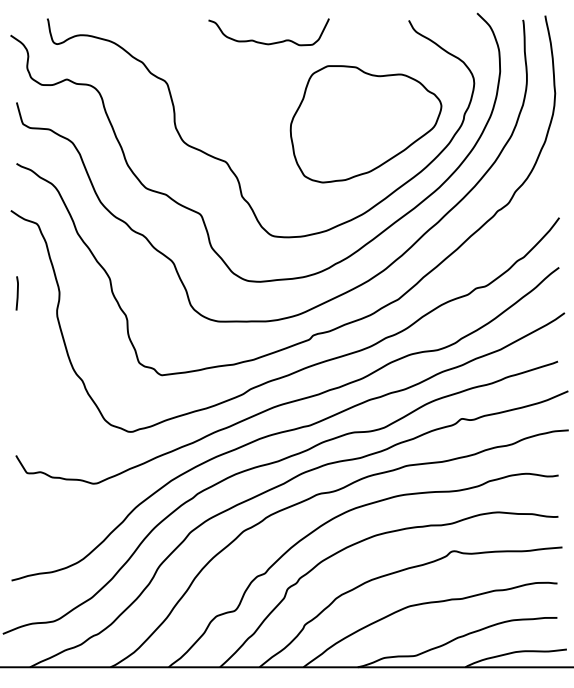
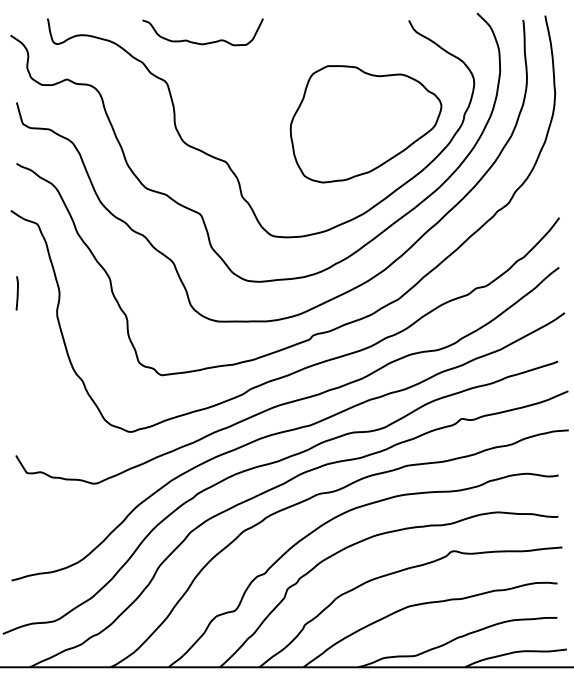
curve position: (264, 42) -> (198, 42) (198, 42)
